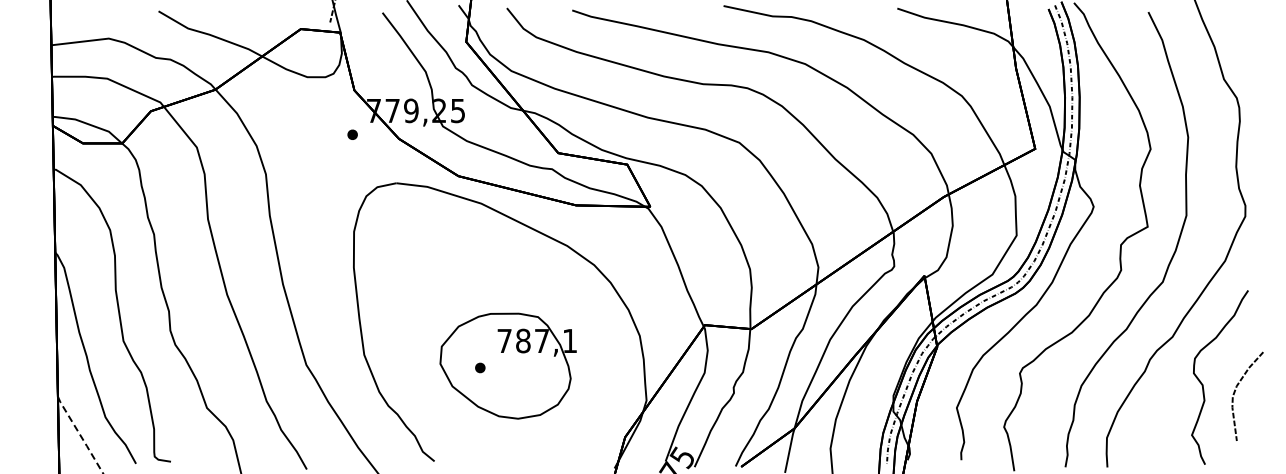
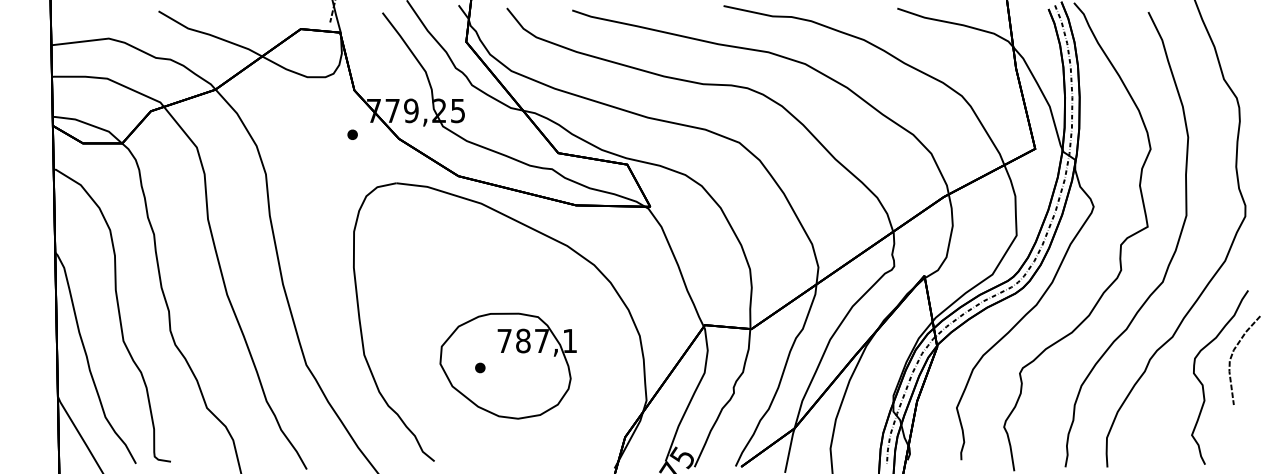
curve position: (1236, 390) -> (1233, 354) (1233, 354)
line: dashed -> solid (80, 435)
